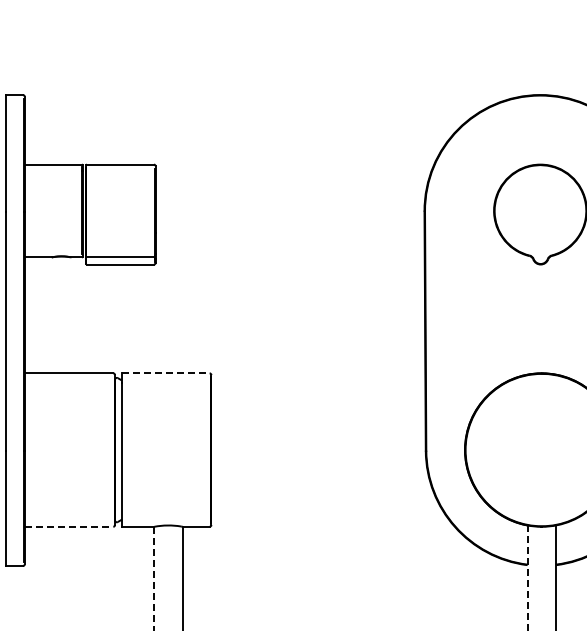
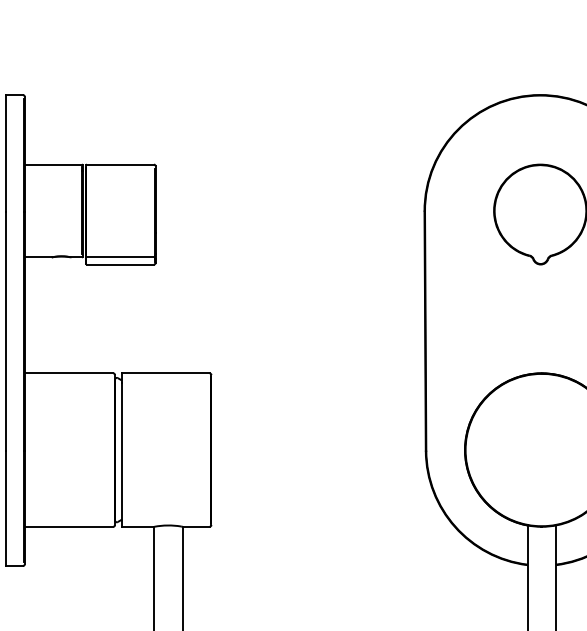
line: dashed -> solid (165, 373)
line: dashed -> solid (69, 526)
line: dashed -> solid (154, 578)
line: dashed -> solid (527, 578)
